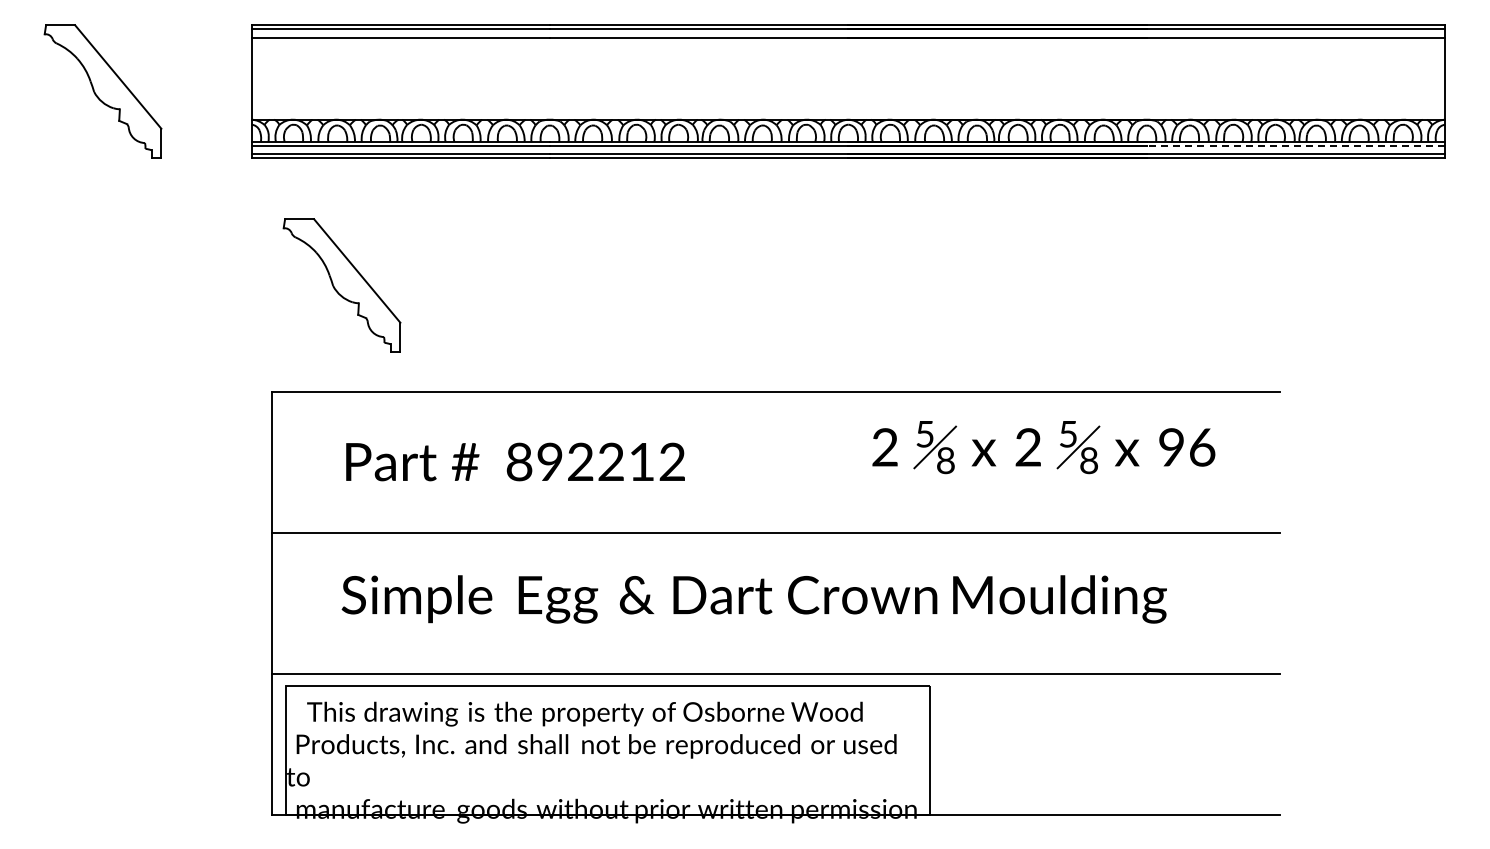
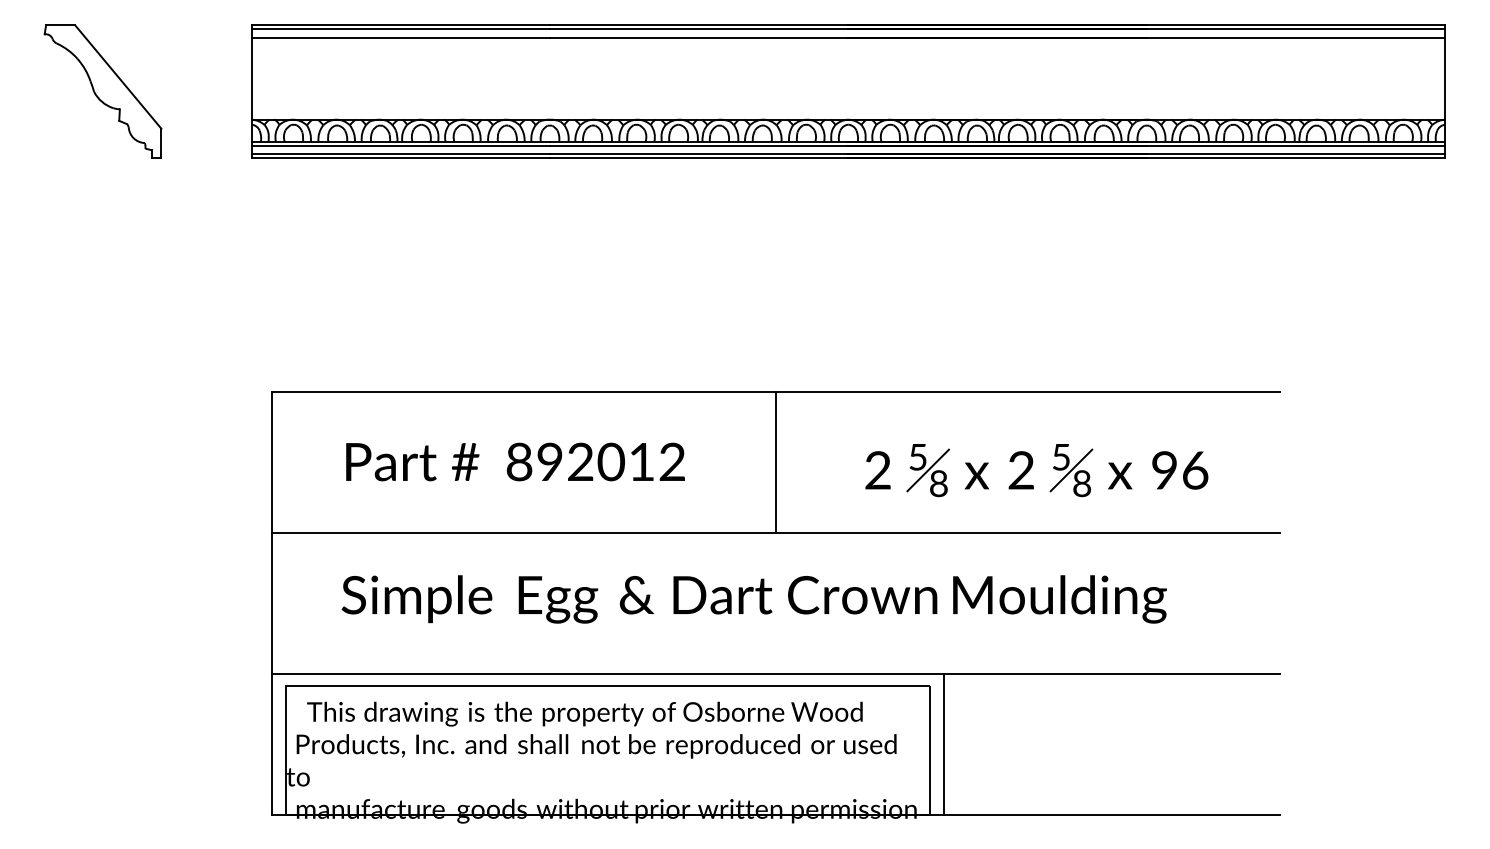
line: dashed -> solid (1295, 146)
part: present -> none (341, 285)
part position: (1043, 447) -> (1036, 470) (1036, 470)
text: 892212 -> 892012 (610, 462)
line: none -> present (776, 462)
line: none -> present (943, 744)
